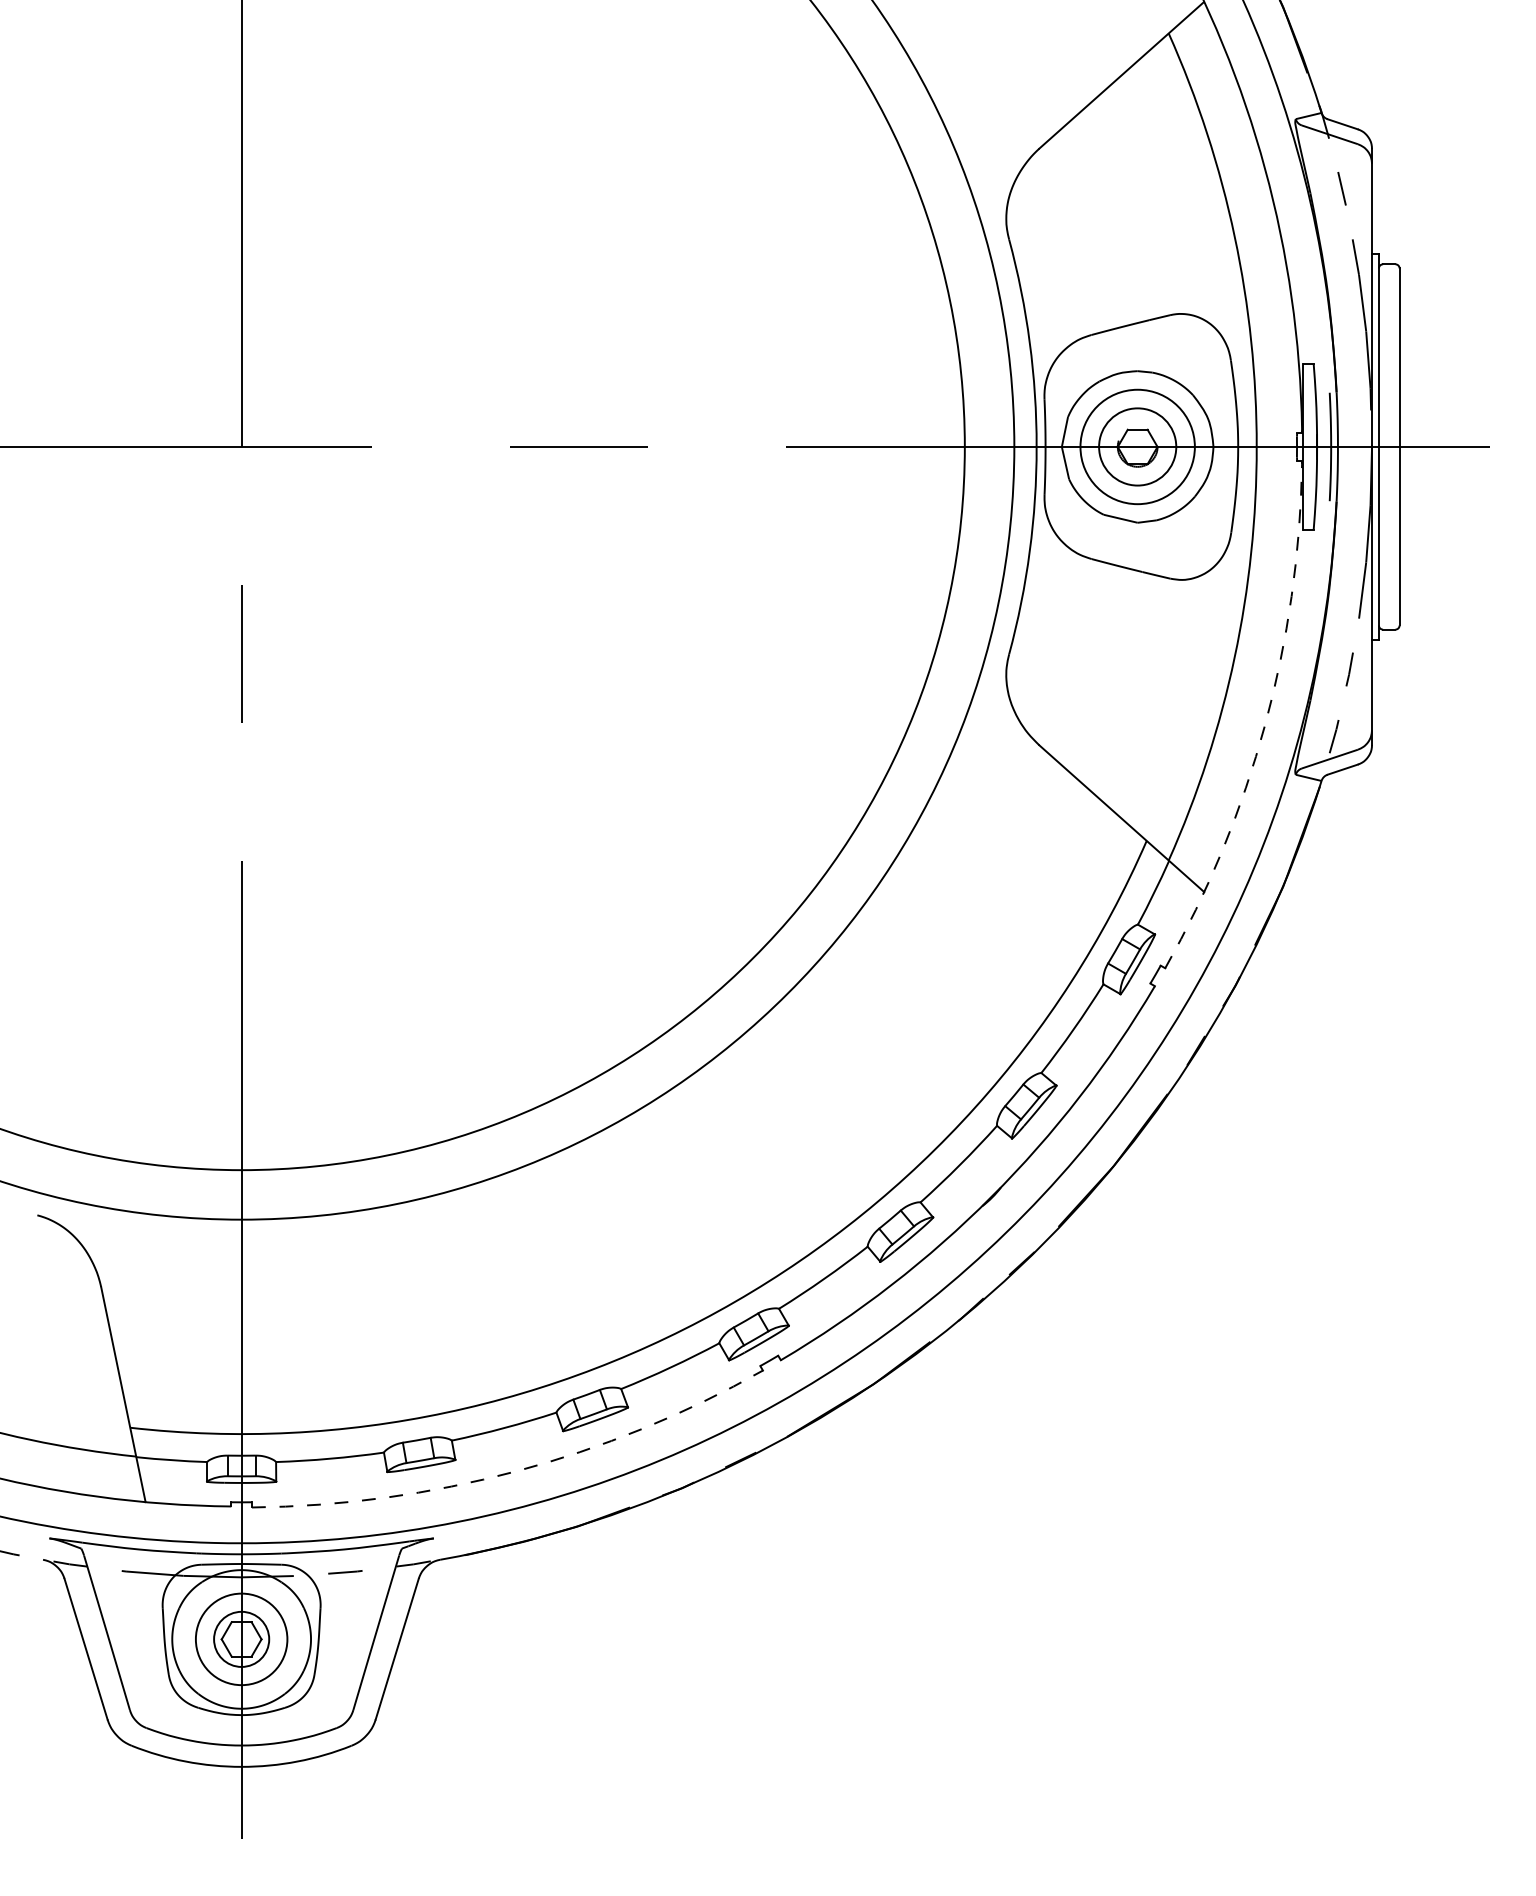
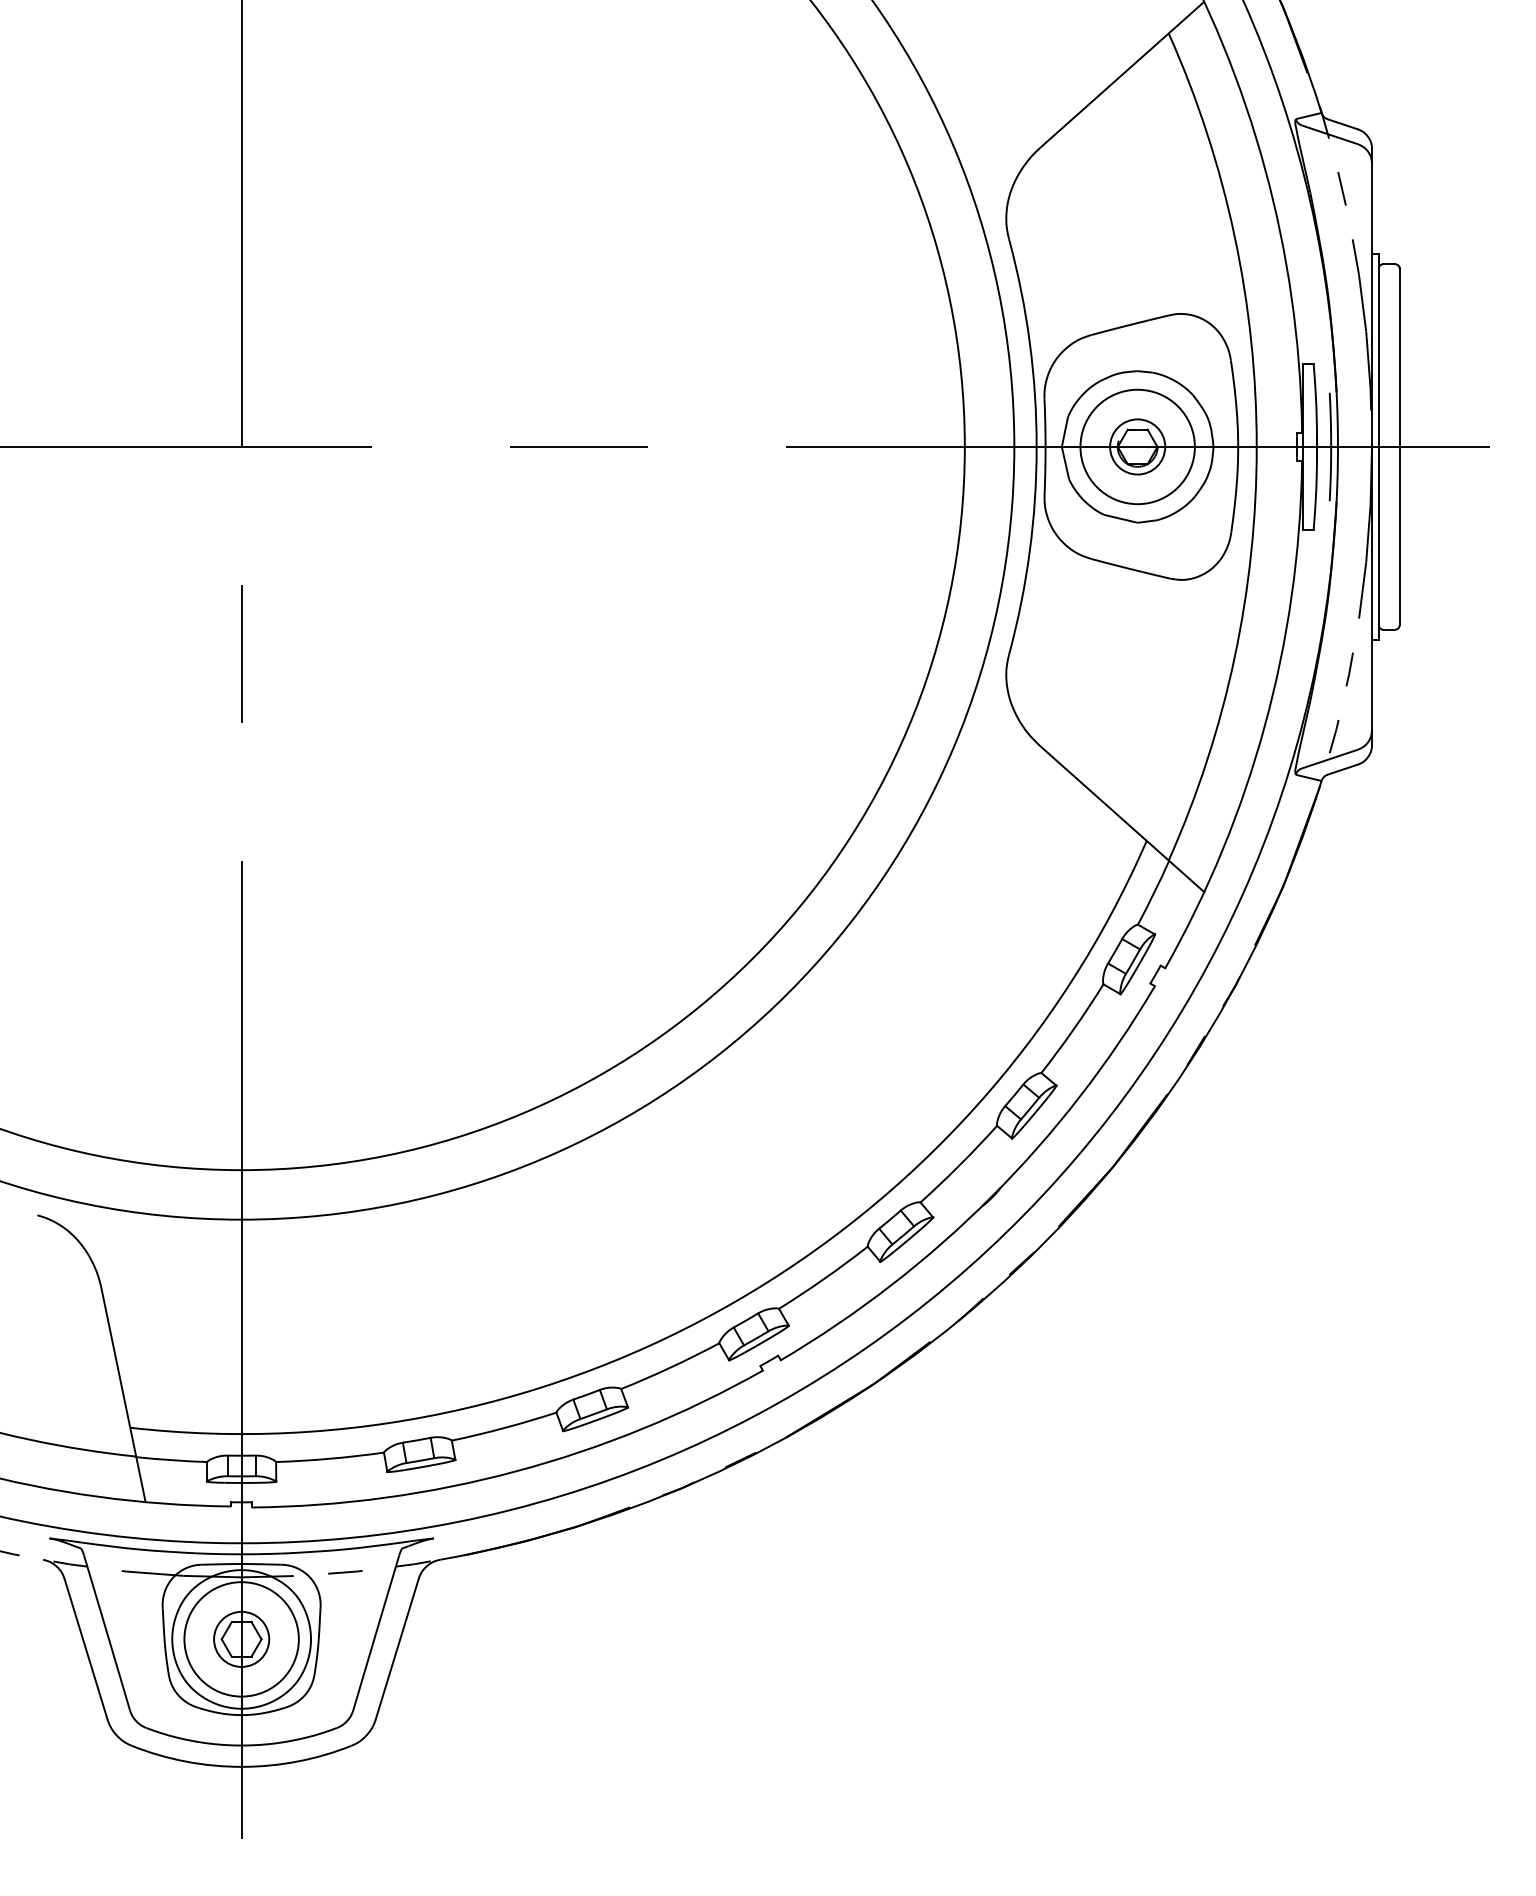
circle diameter: 77 px -> 55 px (1137, 446)
arc: dashed -> solid (1265, 725)
arc: dashed -> solid (516, 1471)
circle diameter: 92 px -> 114 px (241, 1639)
